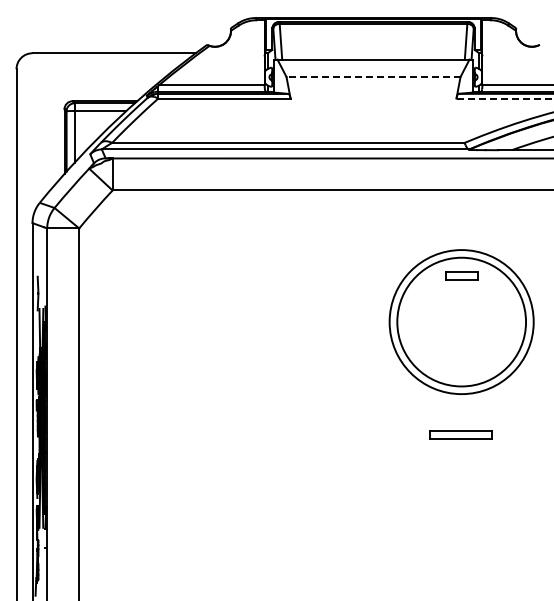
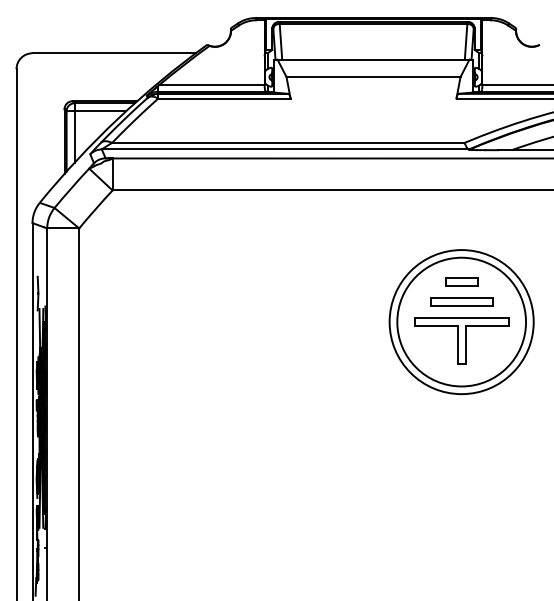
line: dashed -> solid (373, 77)
line: dashed -> solid (505, 98)
part position: (461, 275) -> (461, 281) (461, 281)
part: none -> present (461, 340)
part position: (460, 434) -> (461, 301) (461, 301)
